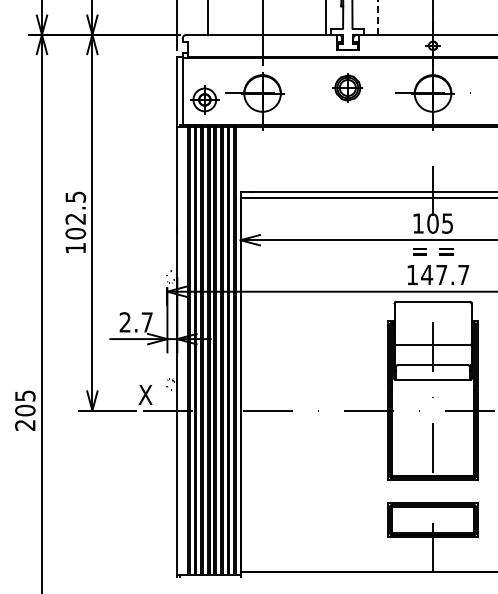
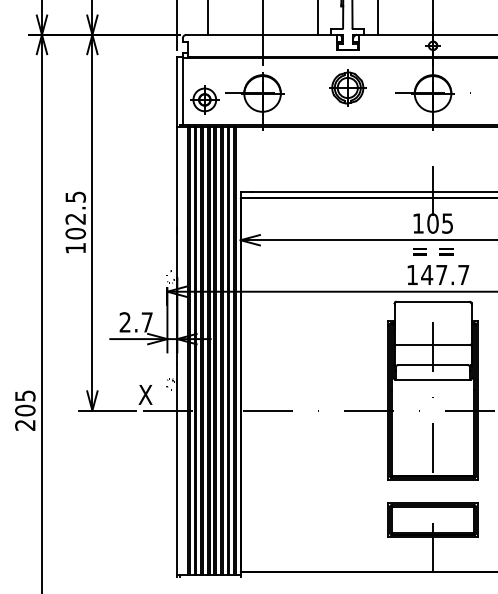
line: dashed -> solid (378, 17)
line position: (325, 18) -> (317, 18) (317, 18)
part size: 31x30 px -> 38x38 px (347, 87)
